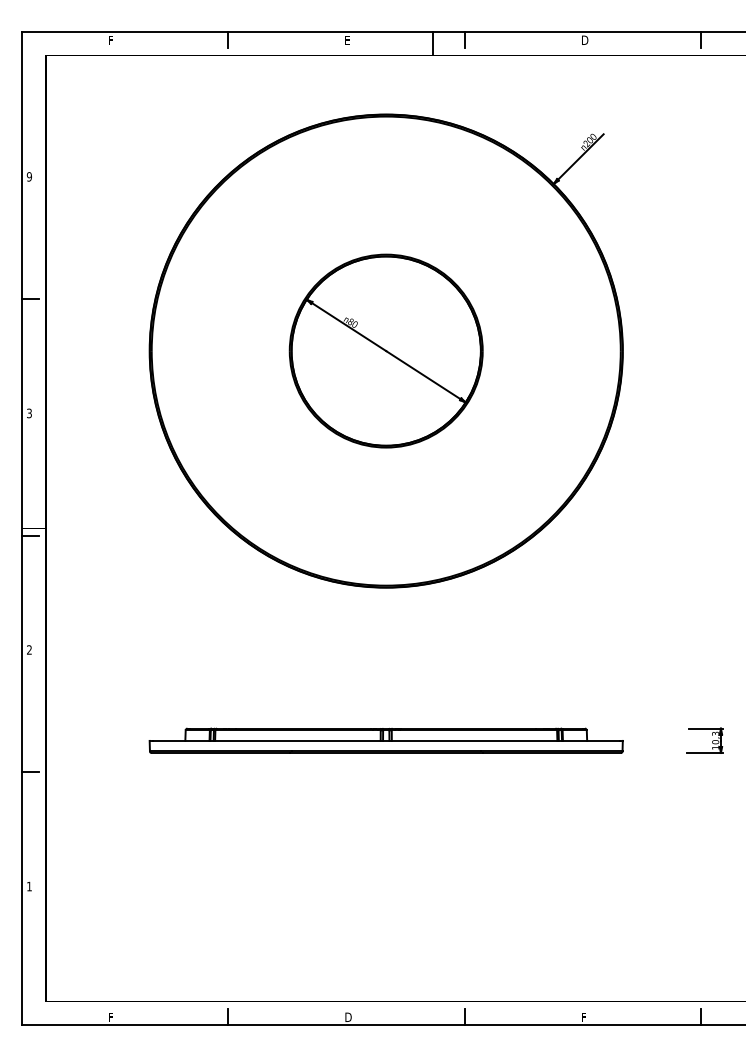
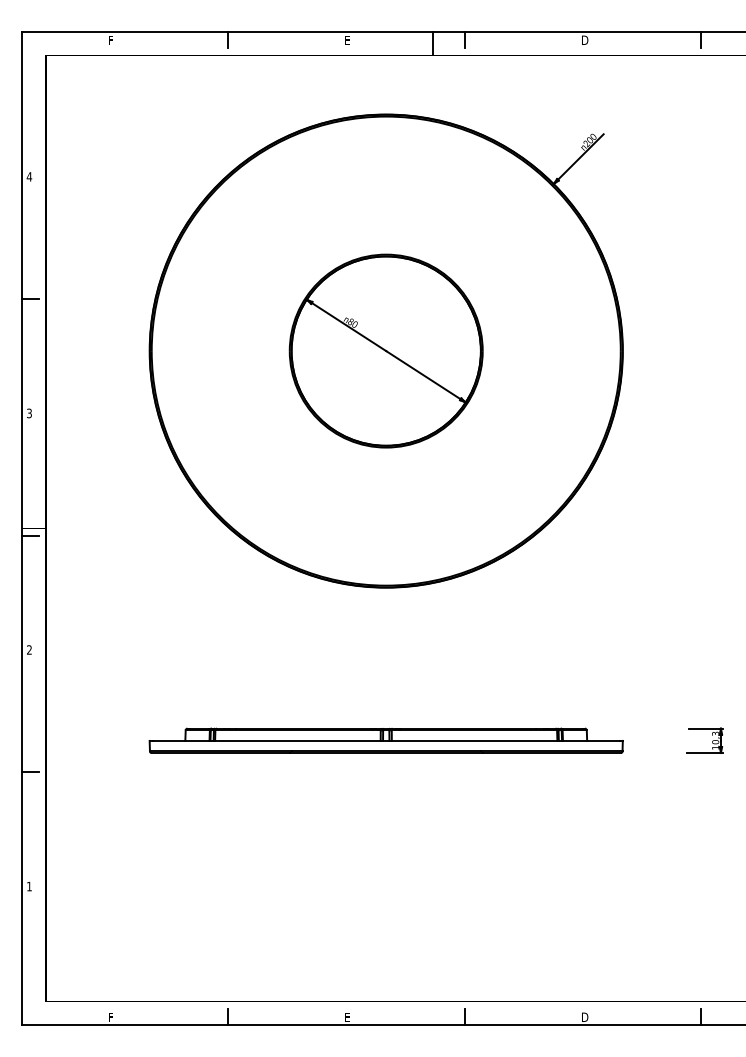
text: 9 -> 4 (29, 176)
text: D -> E (348, 1016)
text: F -> D (585, 1016)
